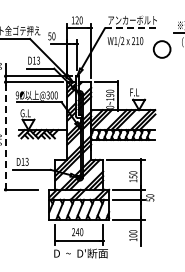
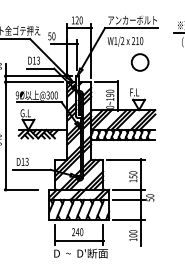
line: dashed -> solid (131, 28)
circle position: (161, 49) -> (139, 62) (139, 62)
line: dashed -> solid (5, 136)
